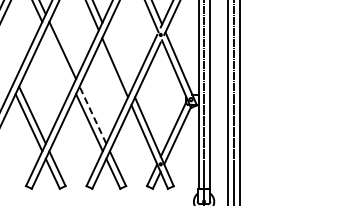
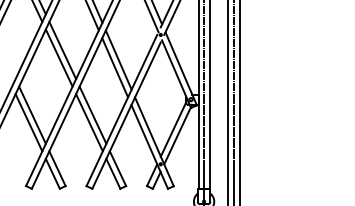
line: none -> present (58, 57)
line: none -> present (118, 59)
line: dashed -> solid (92, 115)
